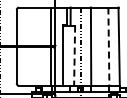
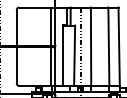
line: dashed -> solid (108, 47)
line: dashed -> solid (74, 56)
